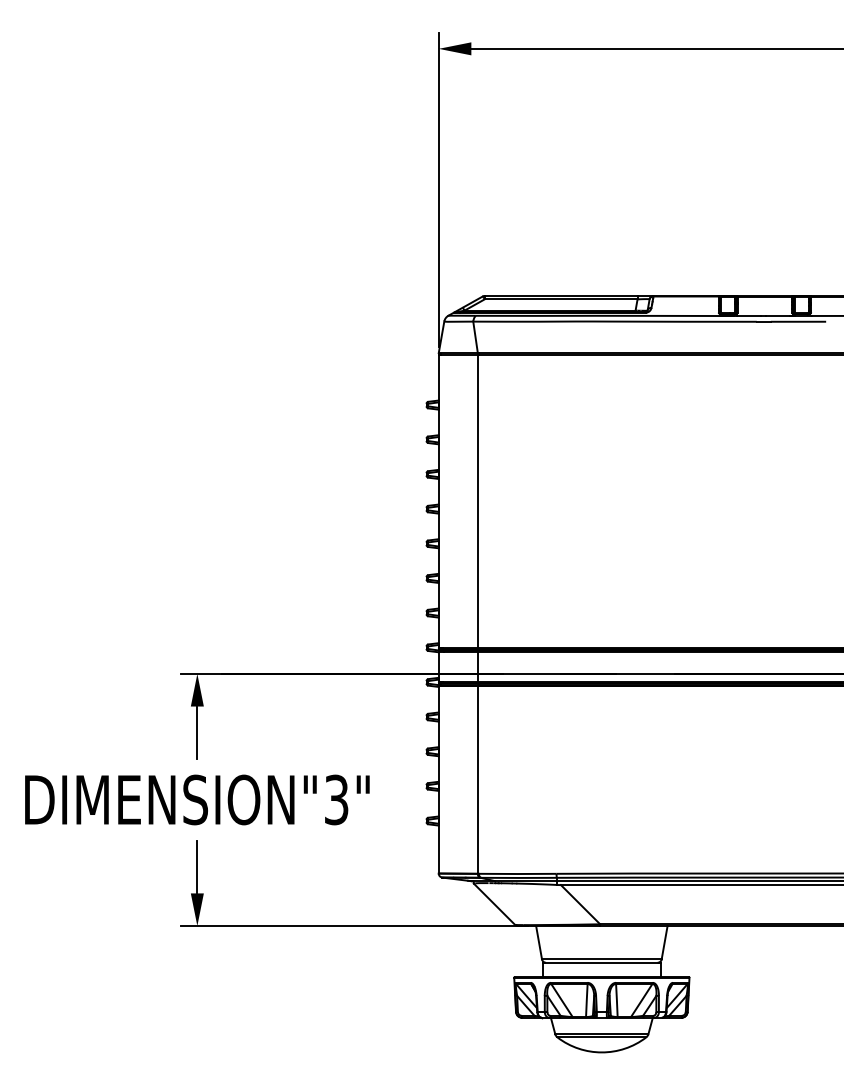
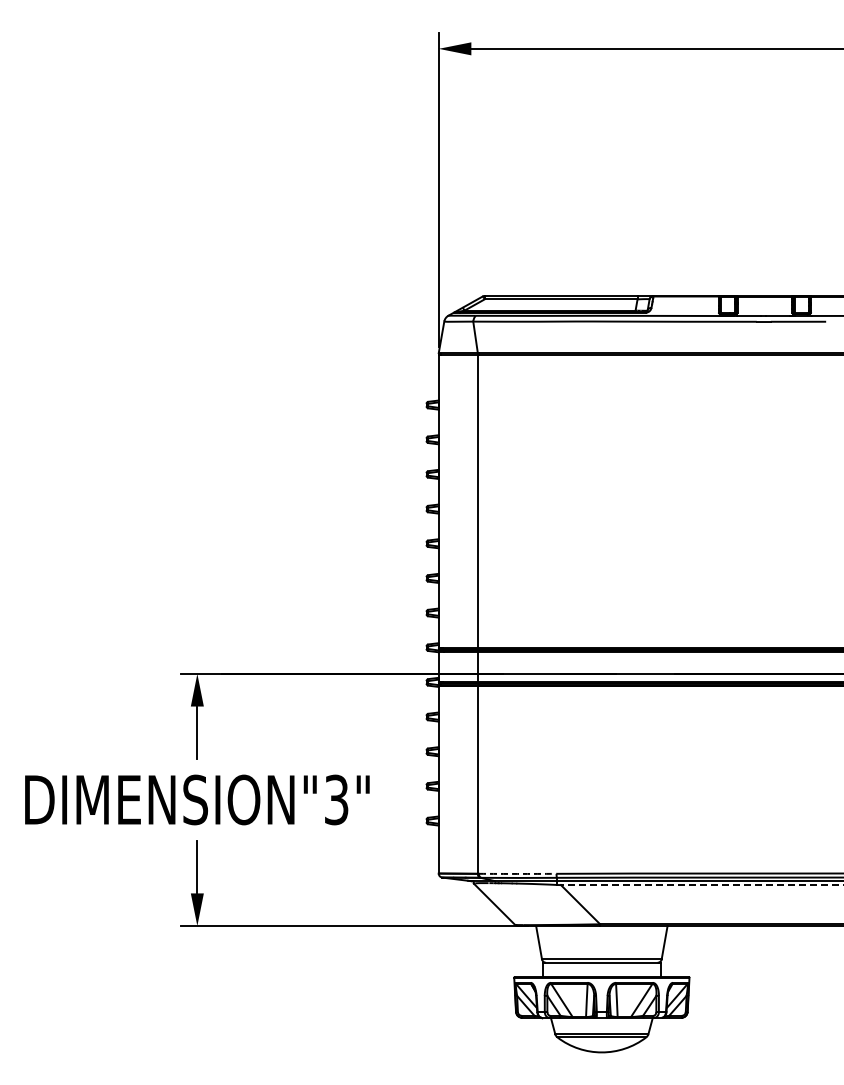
arc: solid -> dashed (517, 873)
line: solid -> dashed (701, 885)
